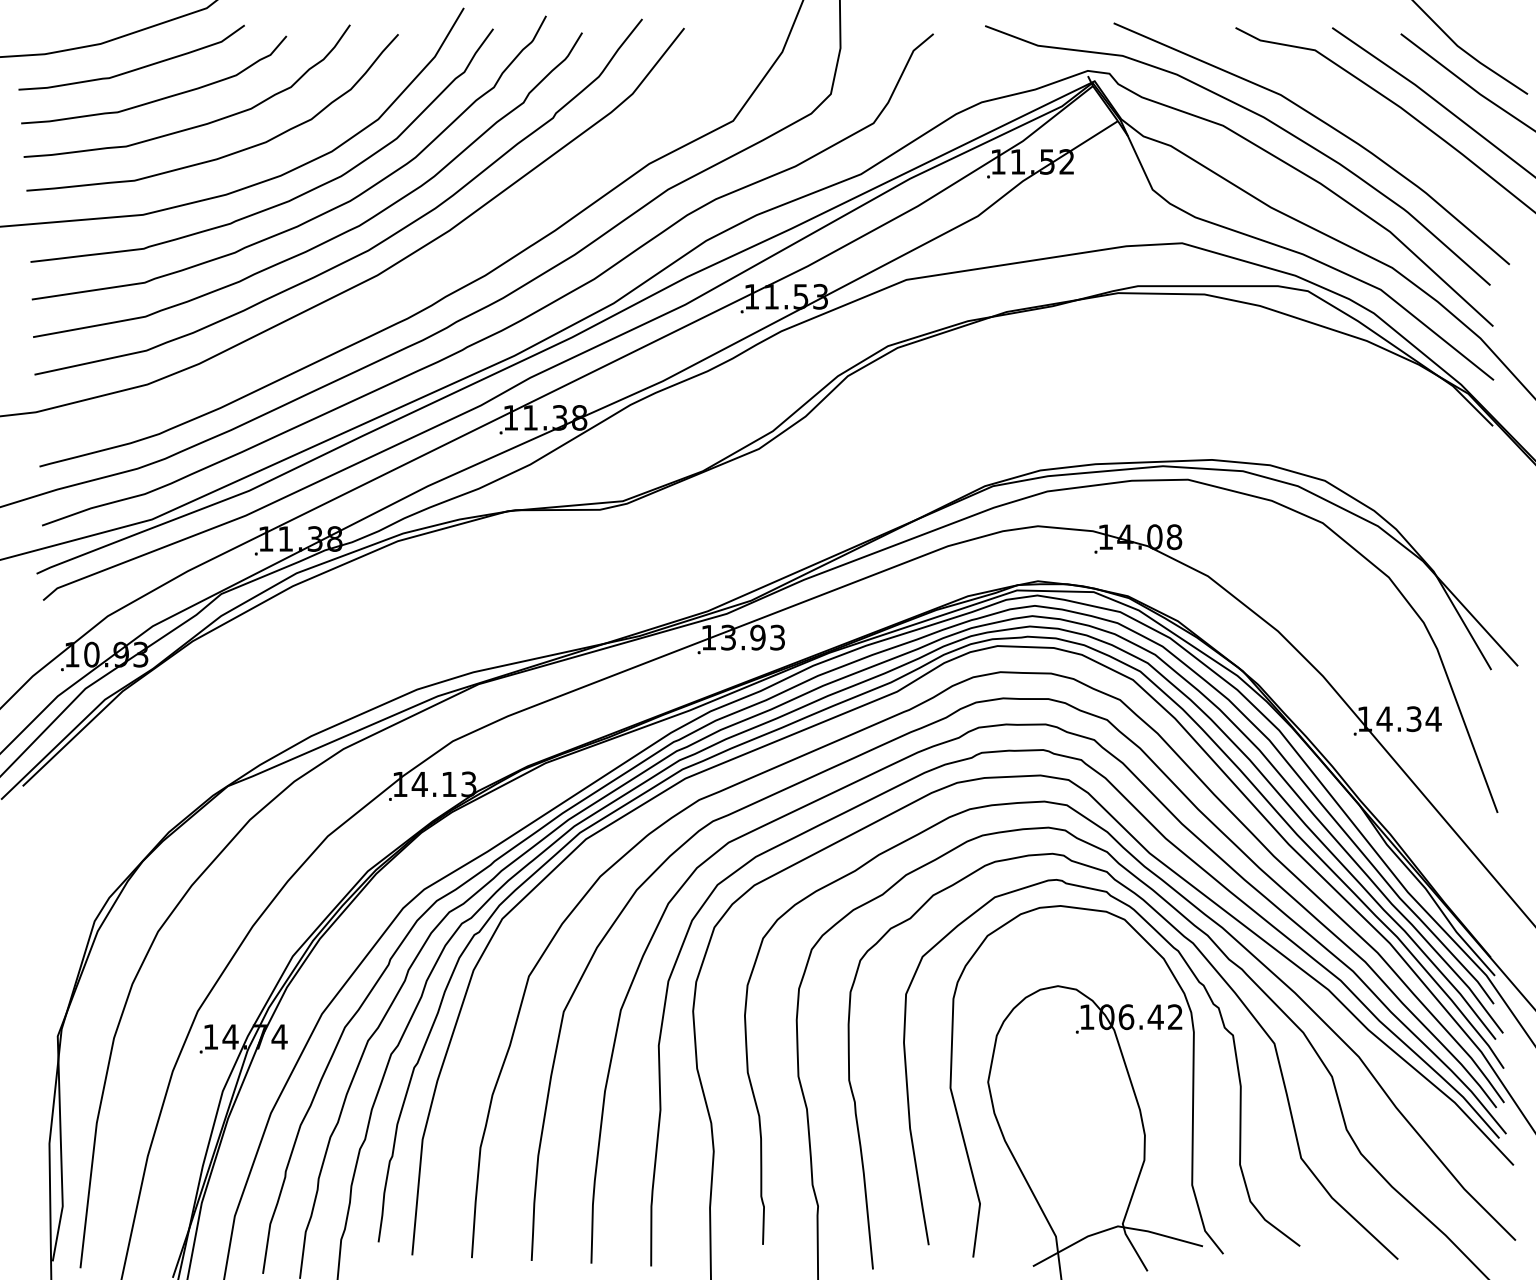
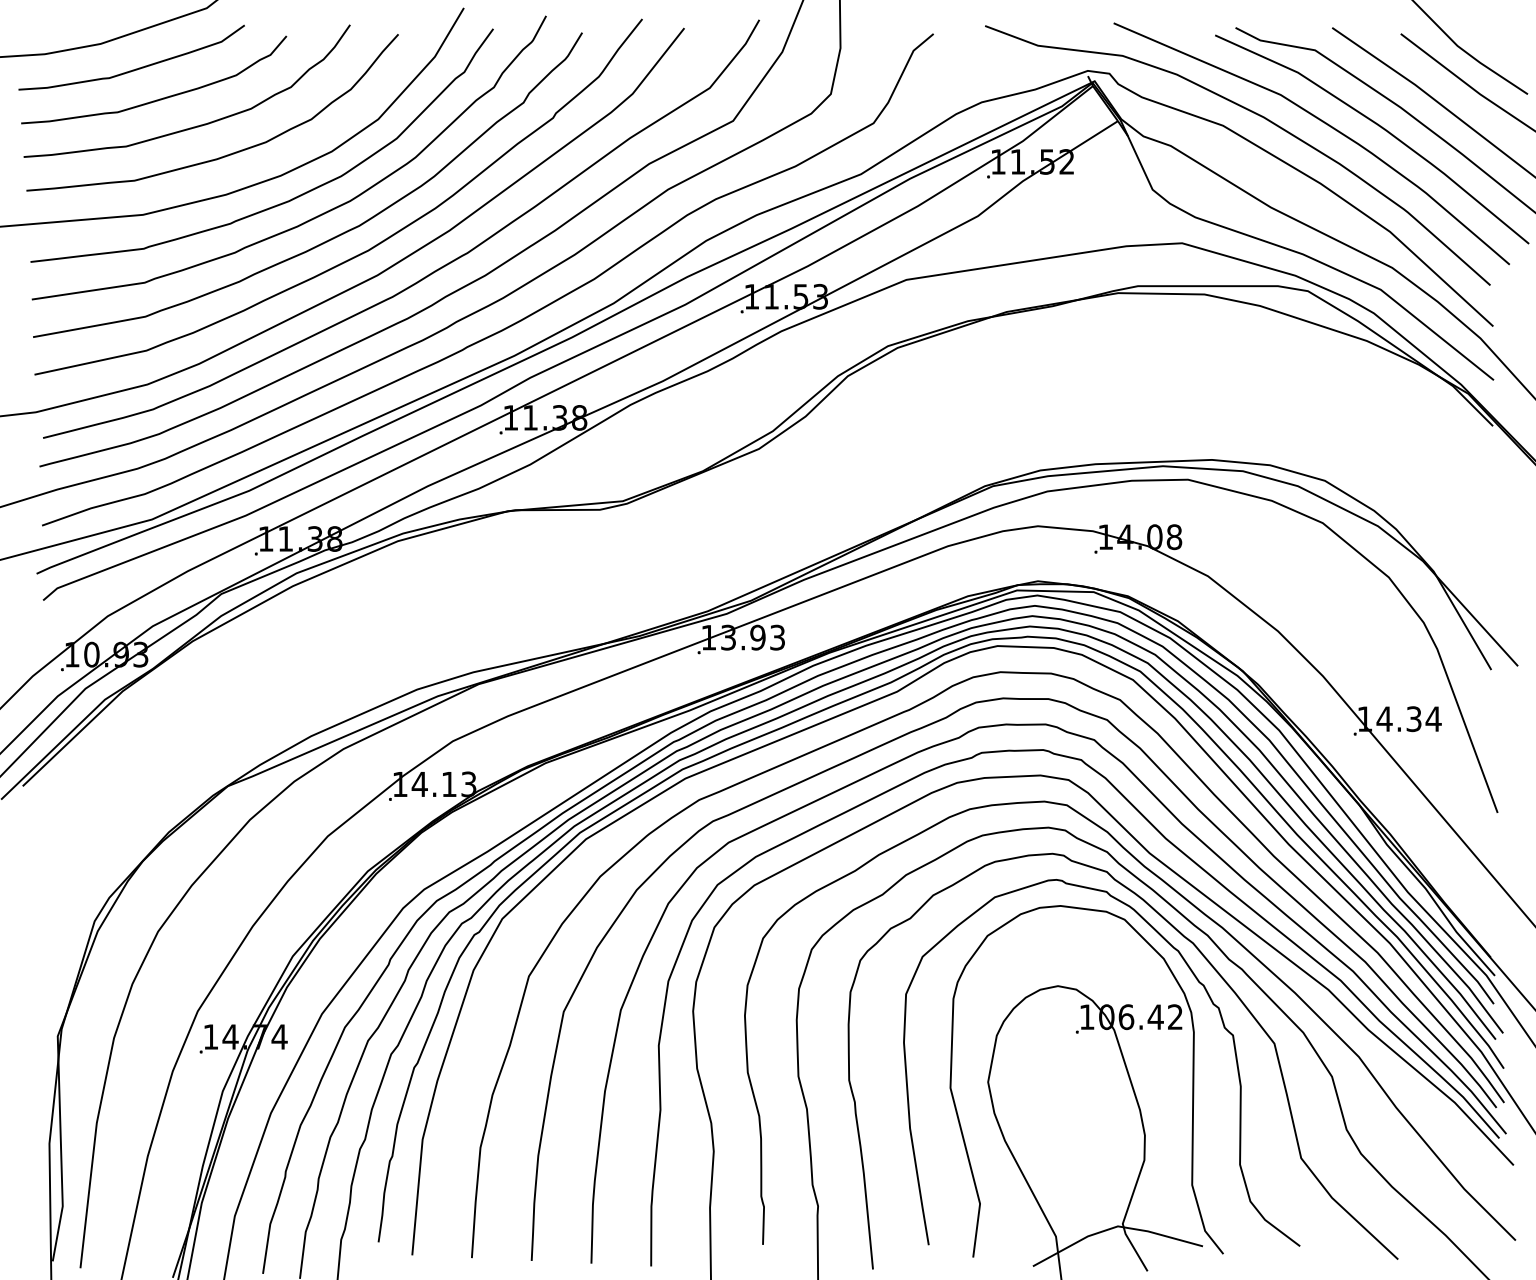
curve: none -> present (1381, 128)
curve: none -> present (429, 273)
